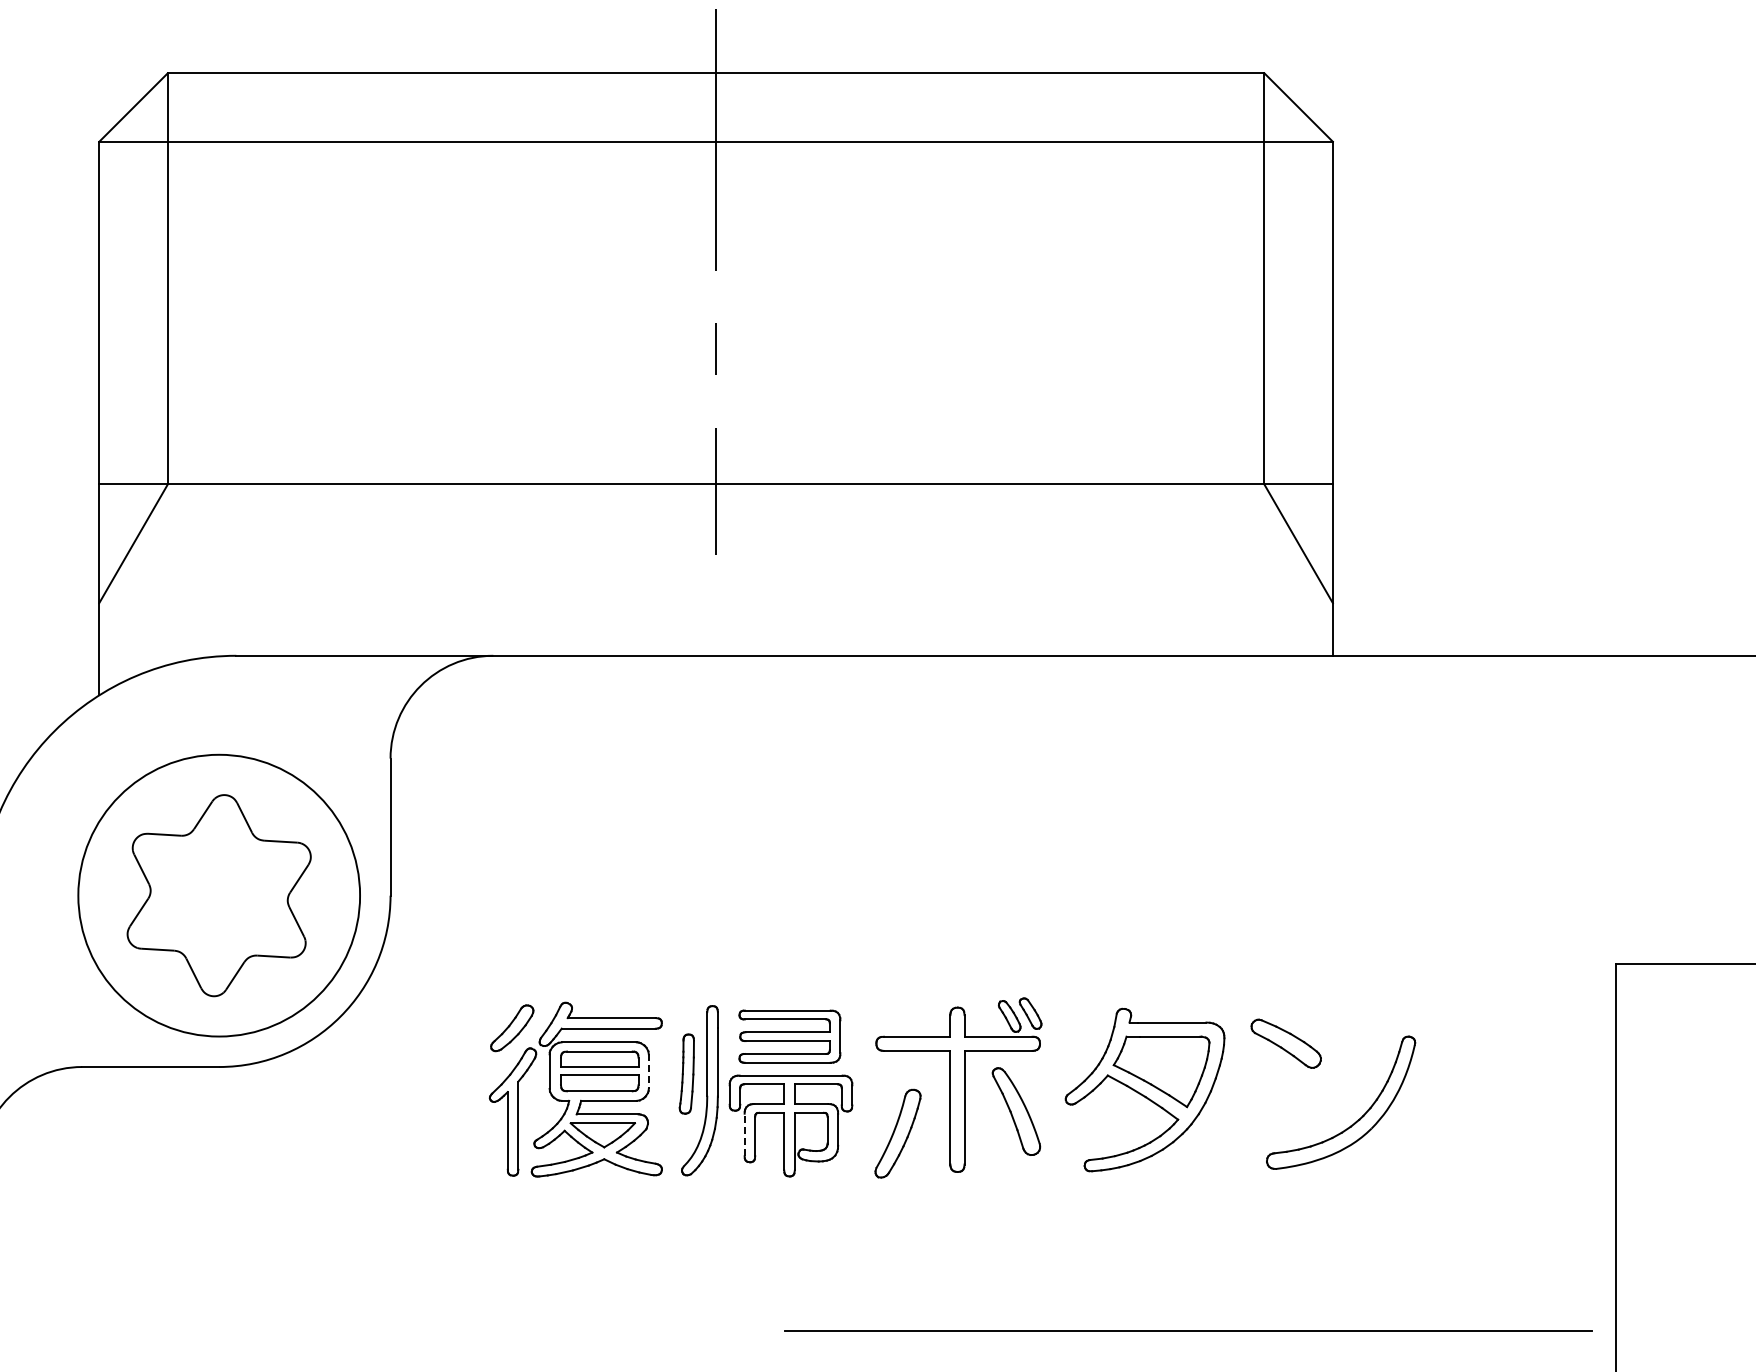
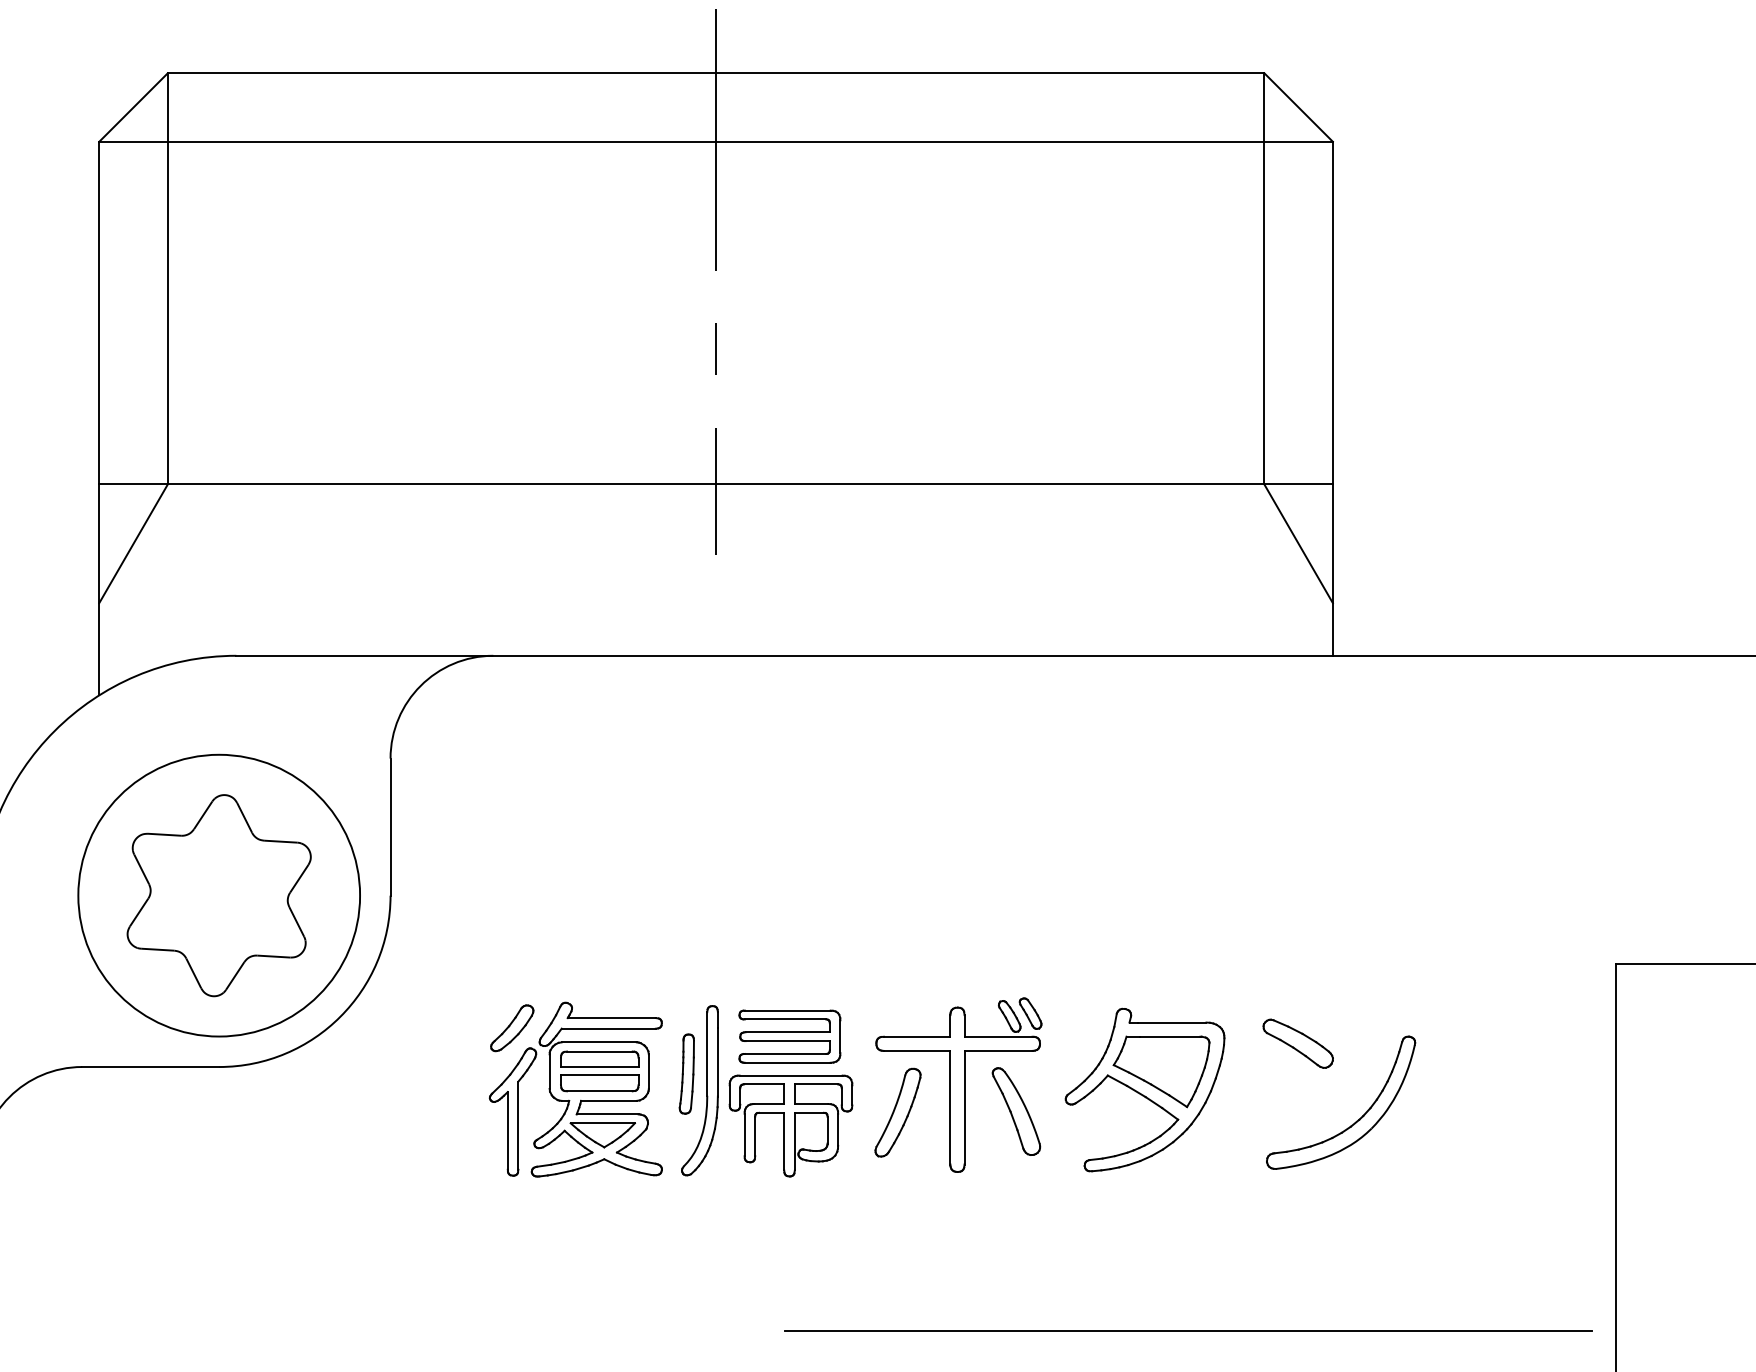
part position: (1285, 1043) -> (1297, 1043) (1297, 1043)
line: dashed -> solid (648, 1072)
part position: (897, 1133) -> (897, 1112) (897, 1112)
line: dashed -> solid (744, 1134)
